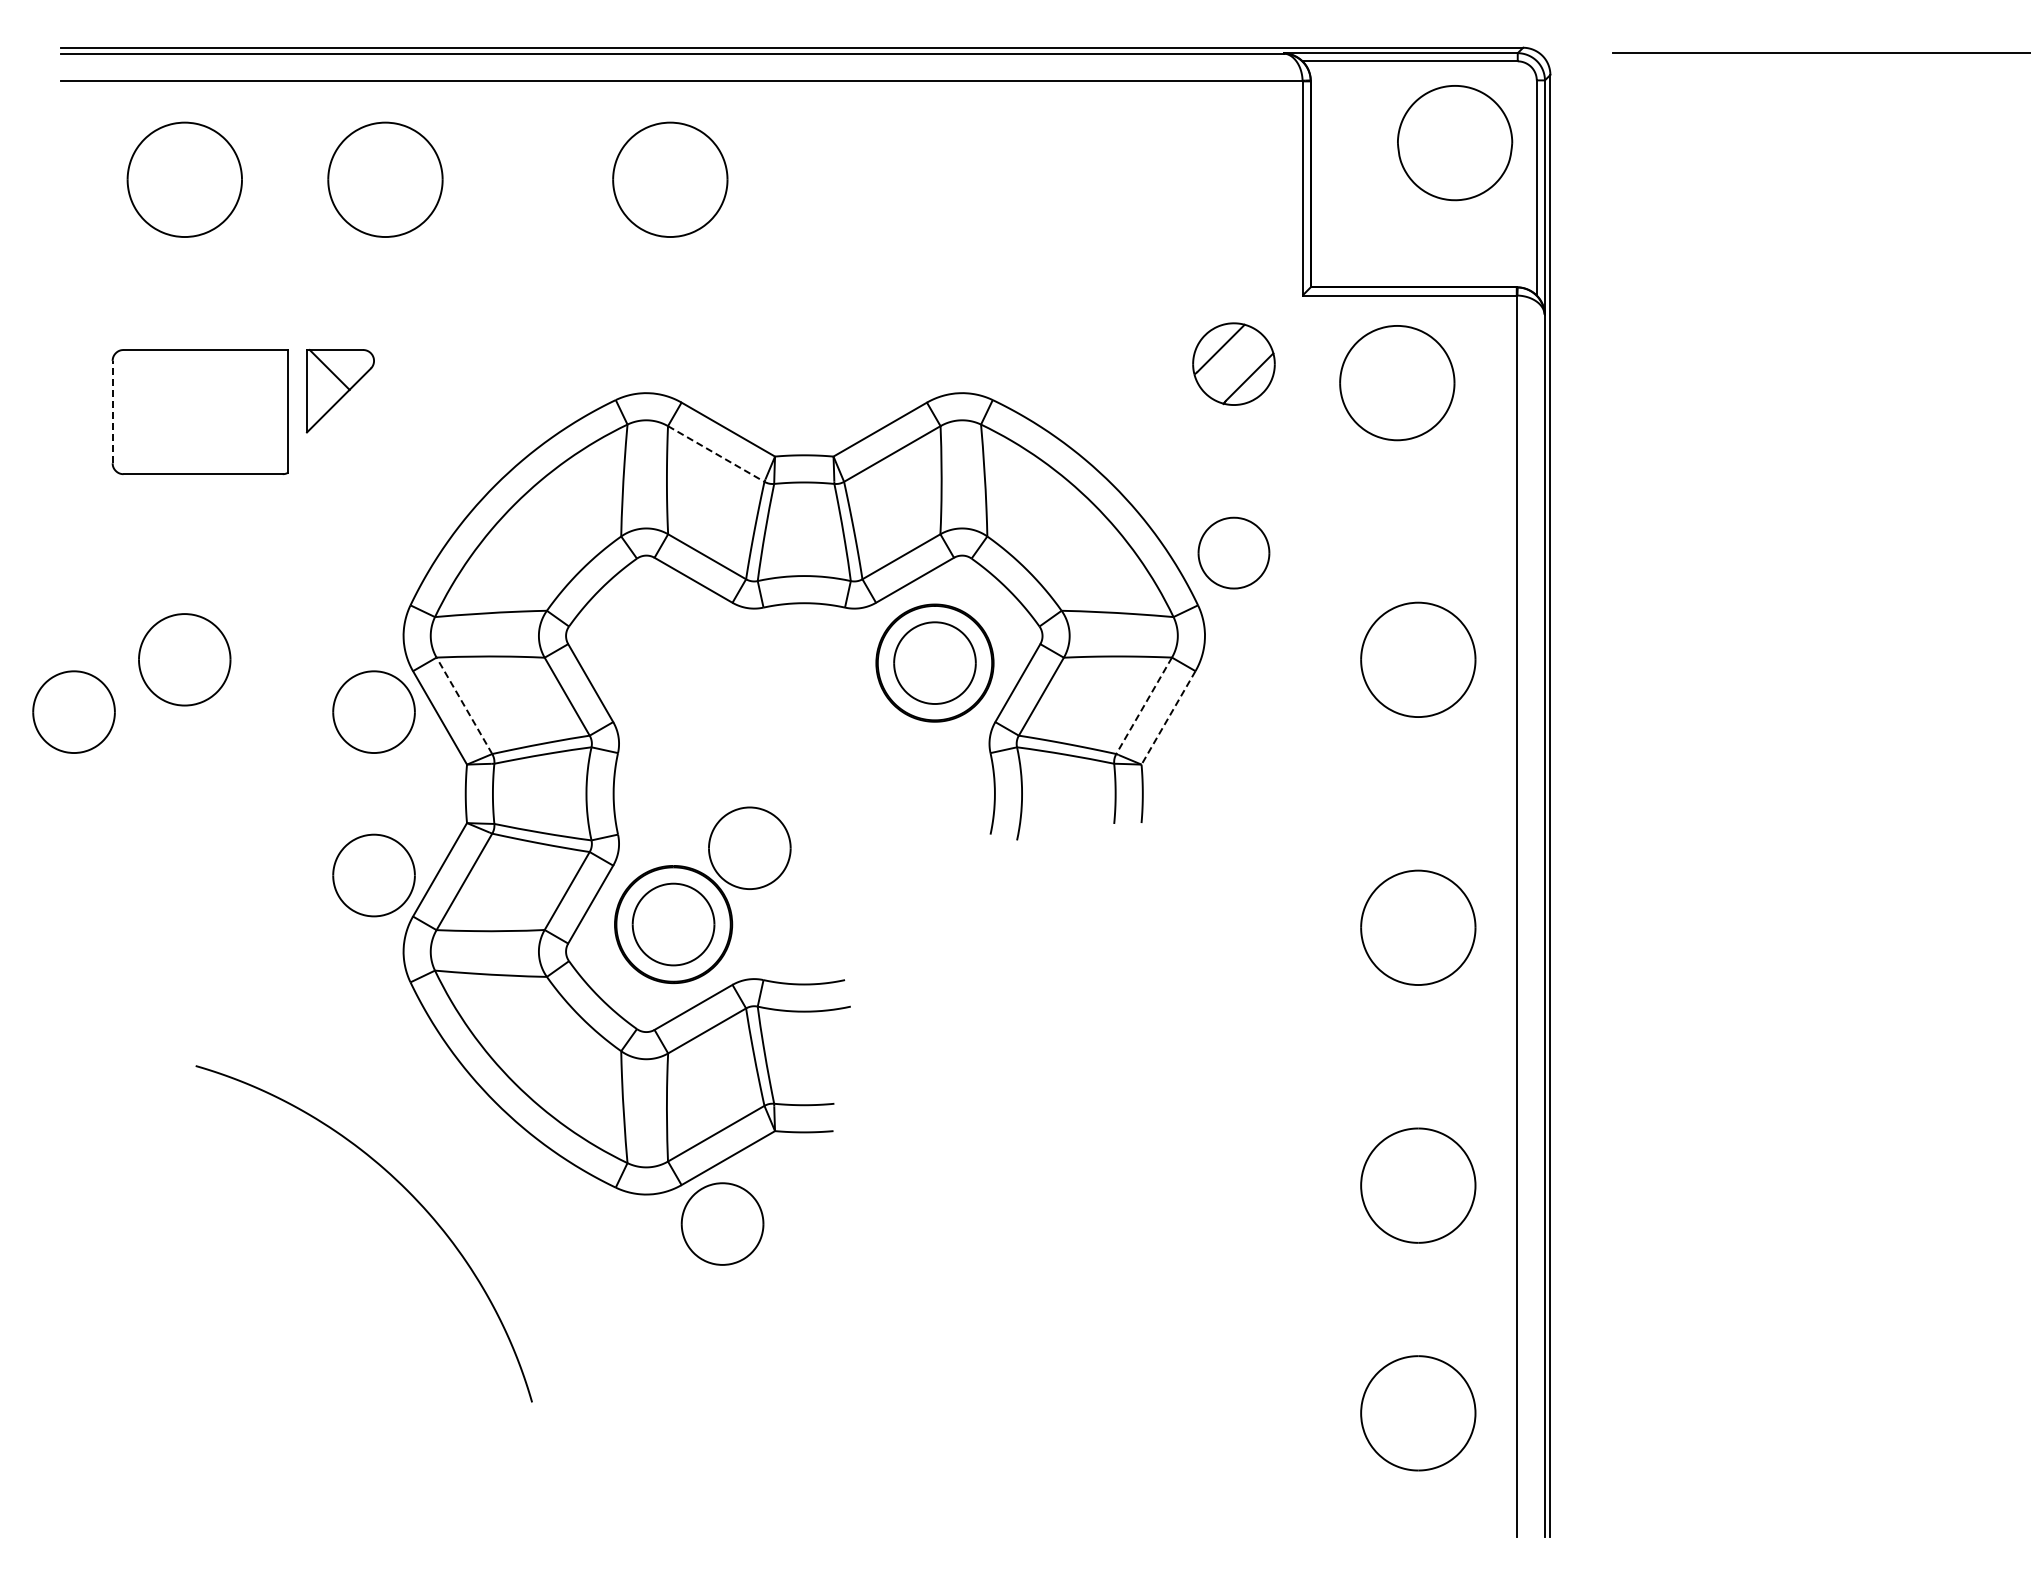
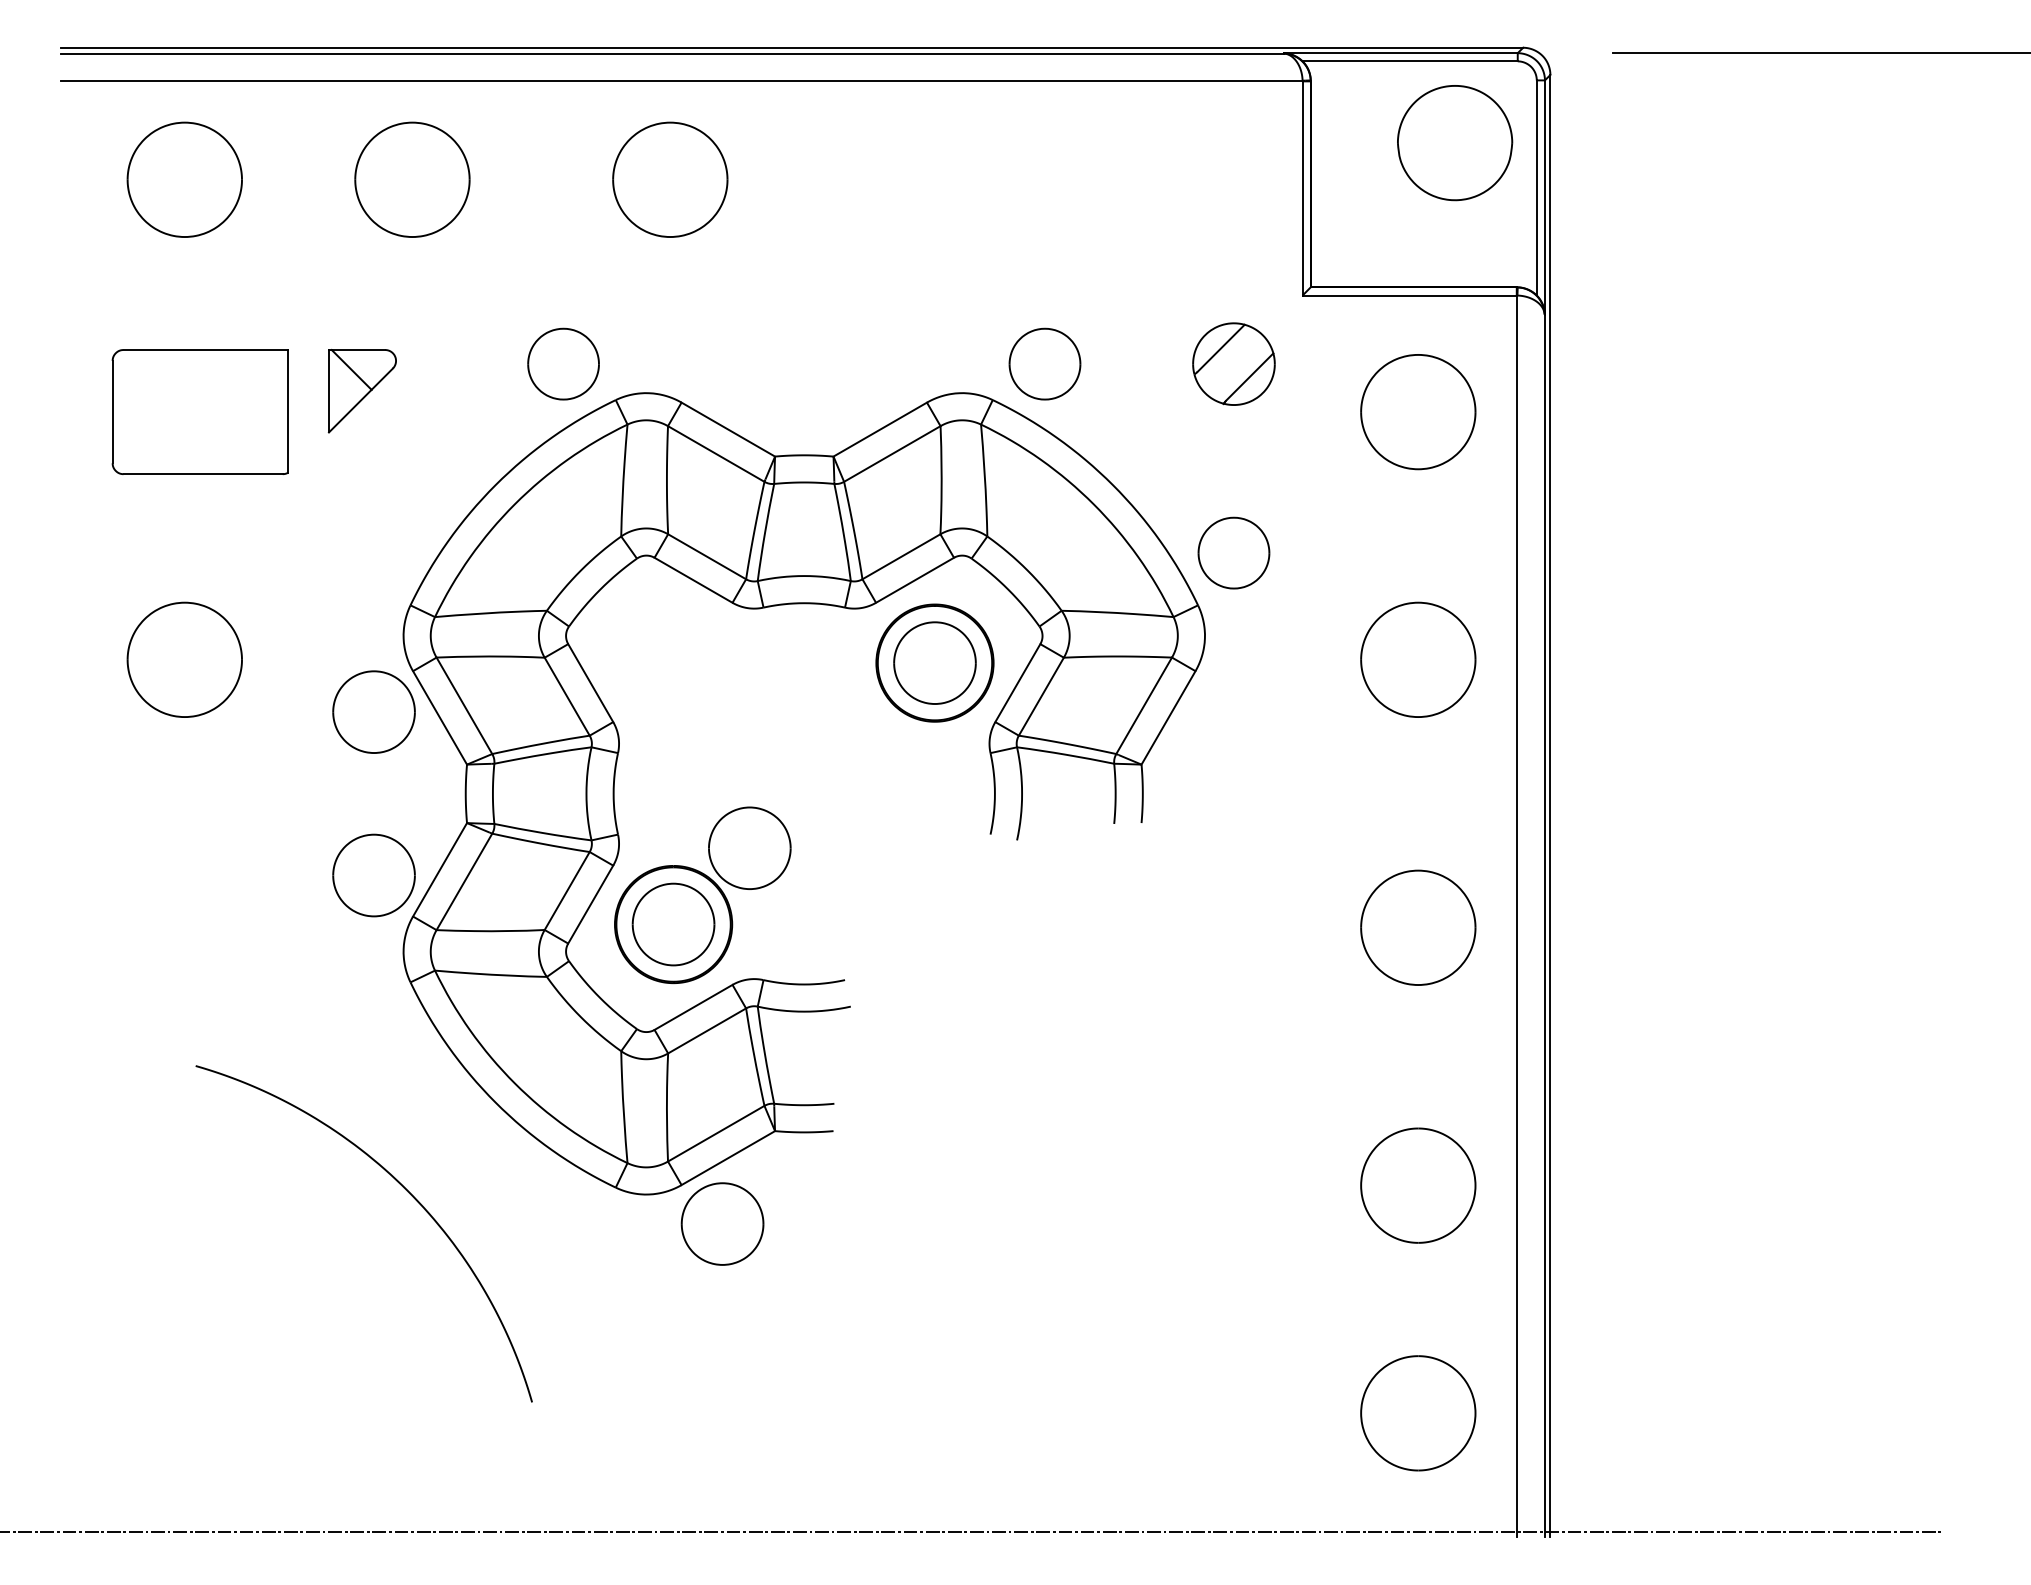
part position: (385, 179) -> (412, 179) (412, 179)
part: none -> present (563, 363)
part: none -> present (1044, 363)
part position: (1397, 383) -> (1418, 412) (1418, 412)
part position: (339, 391) -> (361, 391) (361, 391)
line: dashed -> solid (112, 411)
line: dashed -> solid (716, 454)
part size: 94x94 px -> 117x117 px (184, 659)
line: dashed -> solid (464, 705)
line: dashed -> solid (1144, 705)
part: present -> none (73, 711)
line: dashed -> solid (1168, 717)
line: none -> present (971, 1531)
